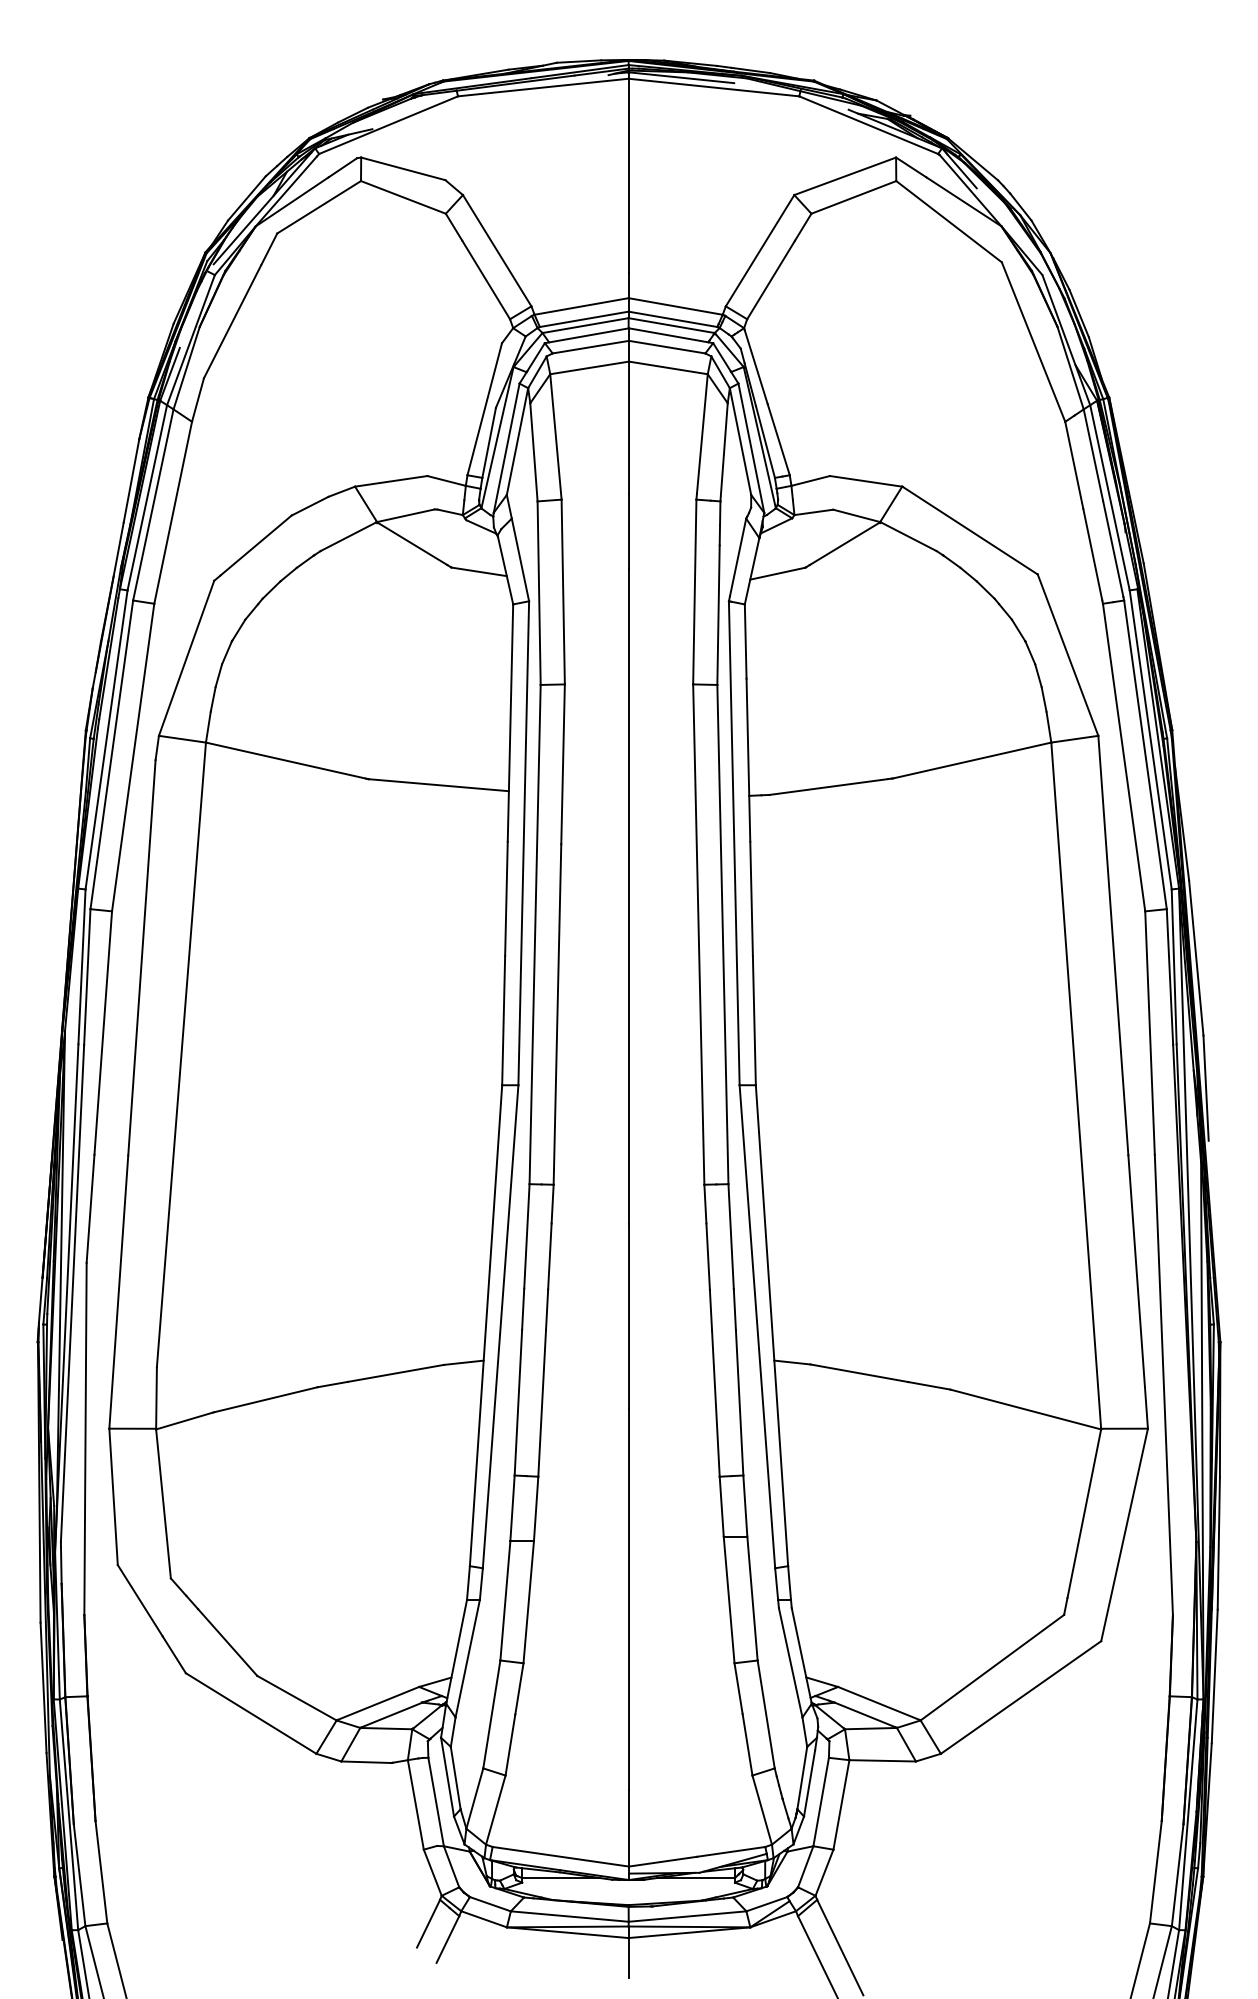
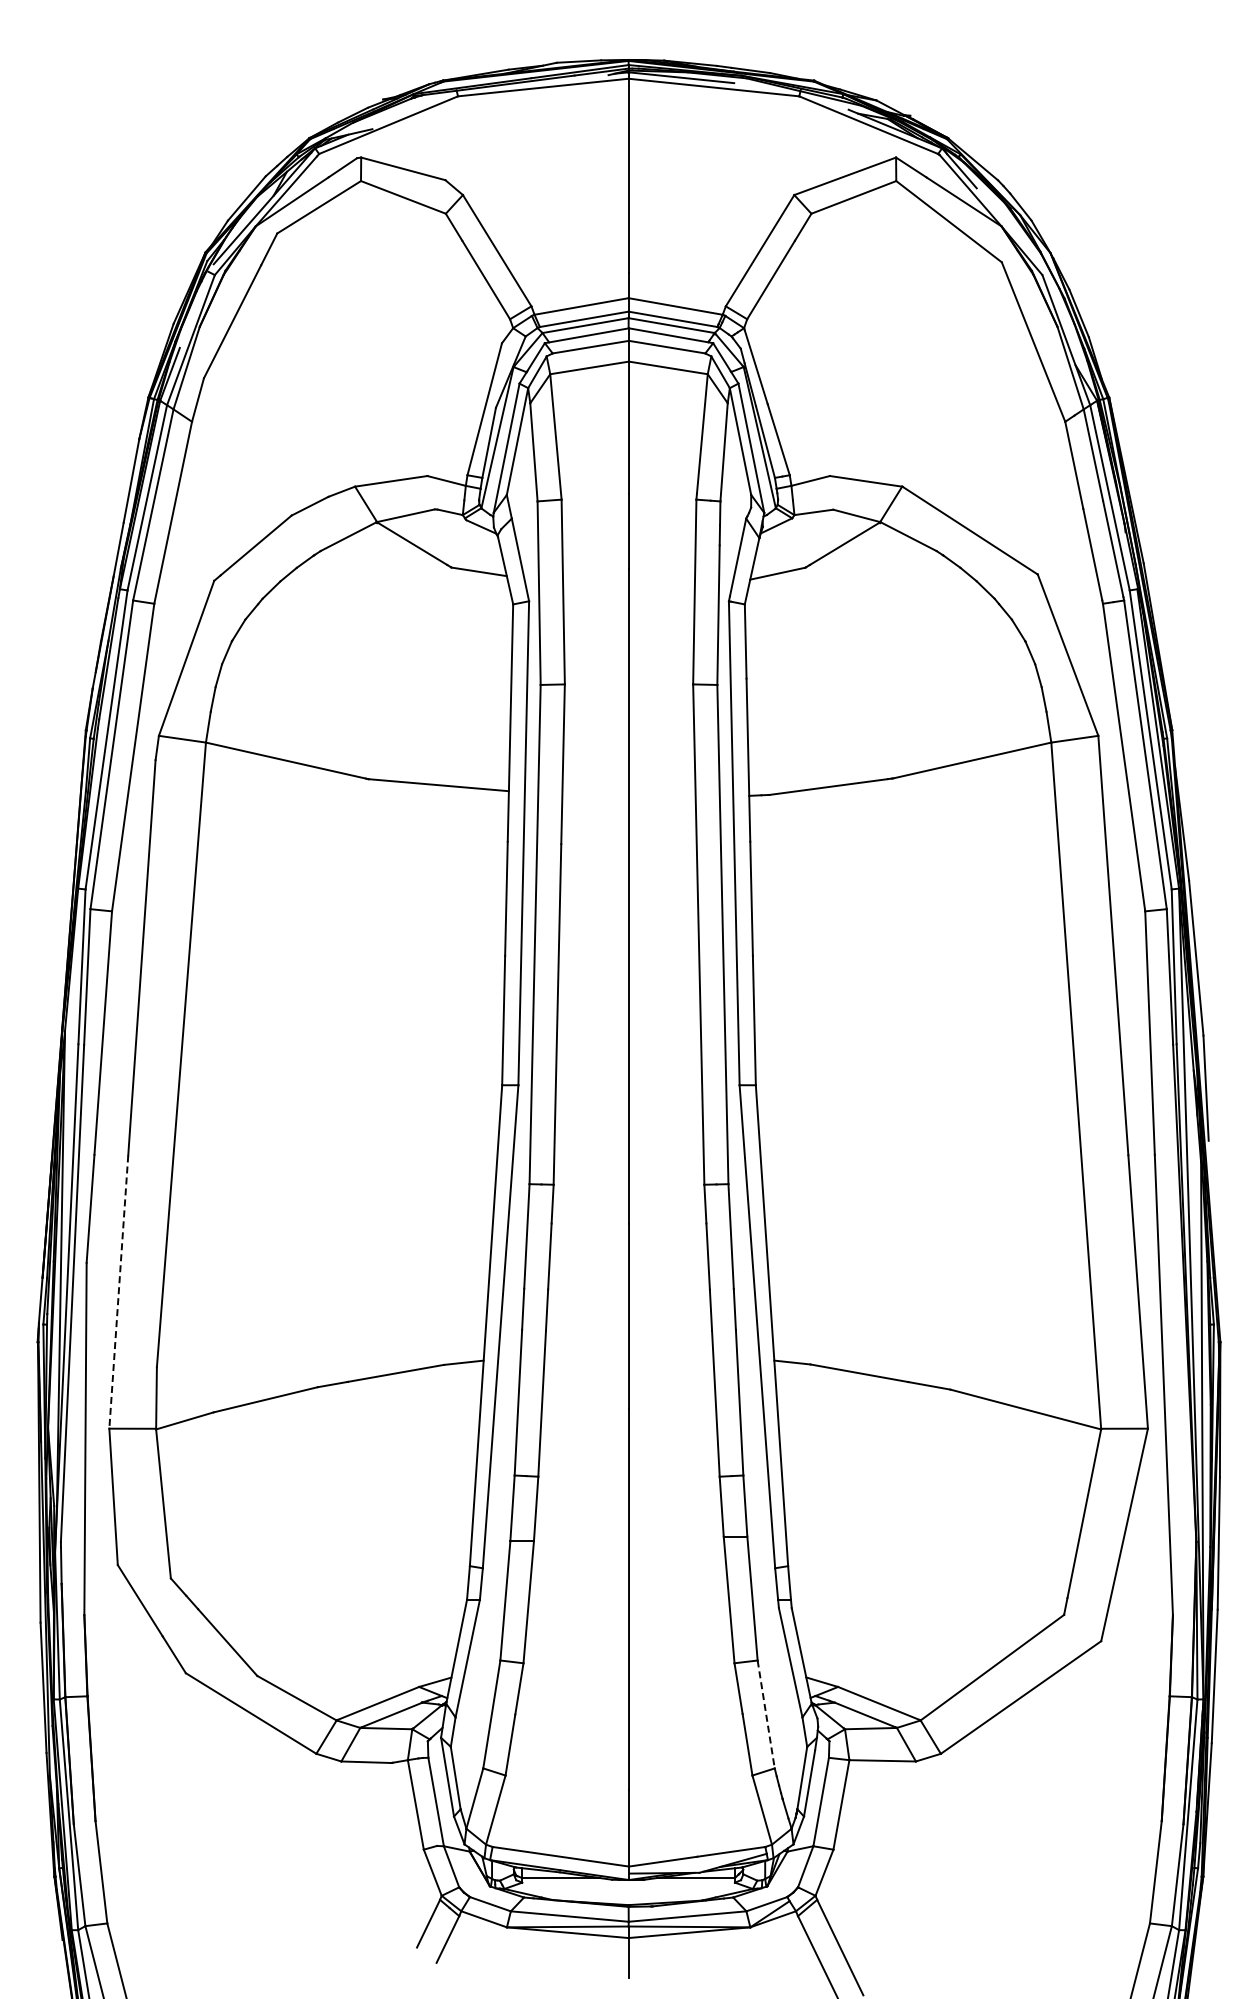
line: solid -> dashed (118, 1292)
line: solid -> dashed (766, 1714)
